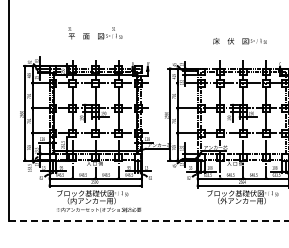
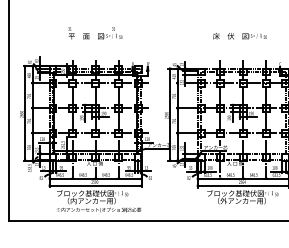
text position: (239, 41) -> (239, 36) (239, 36)
line: dashed -> solid (148, 220)
